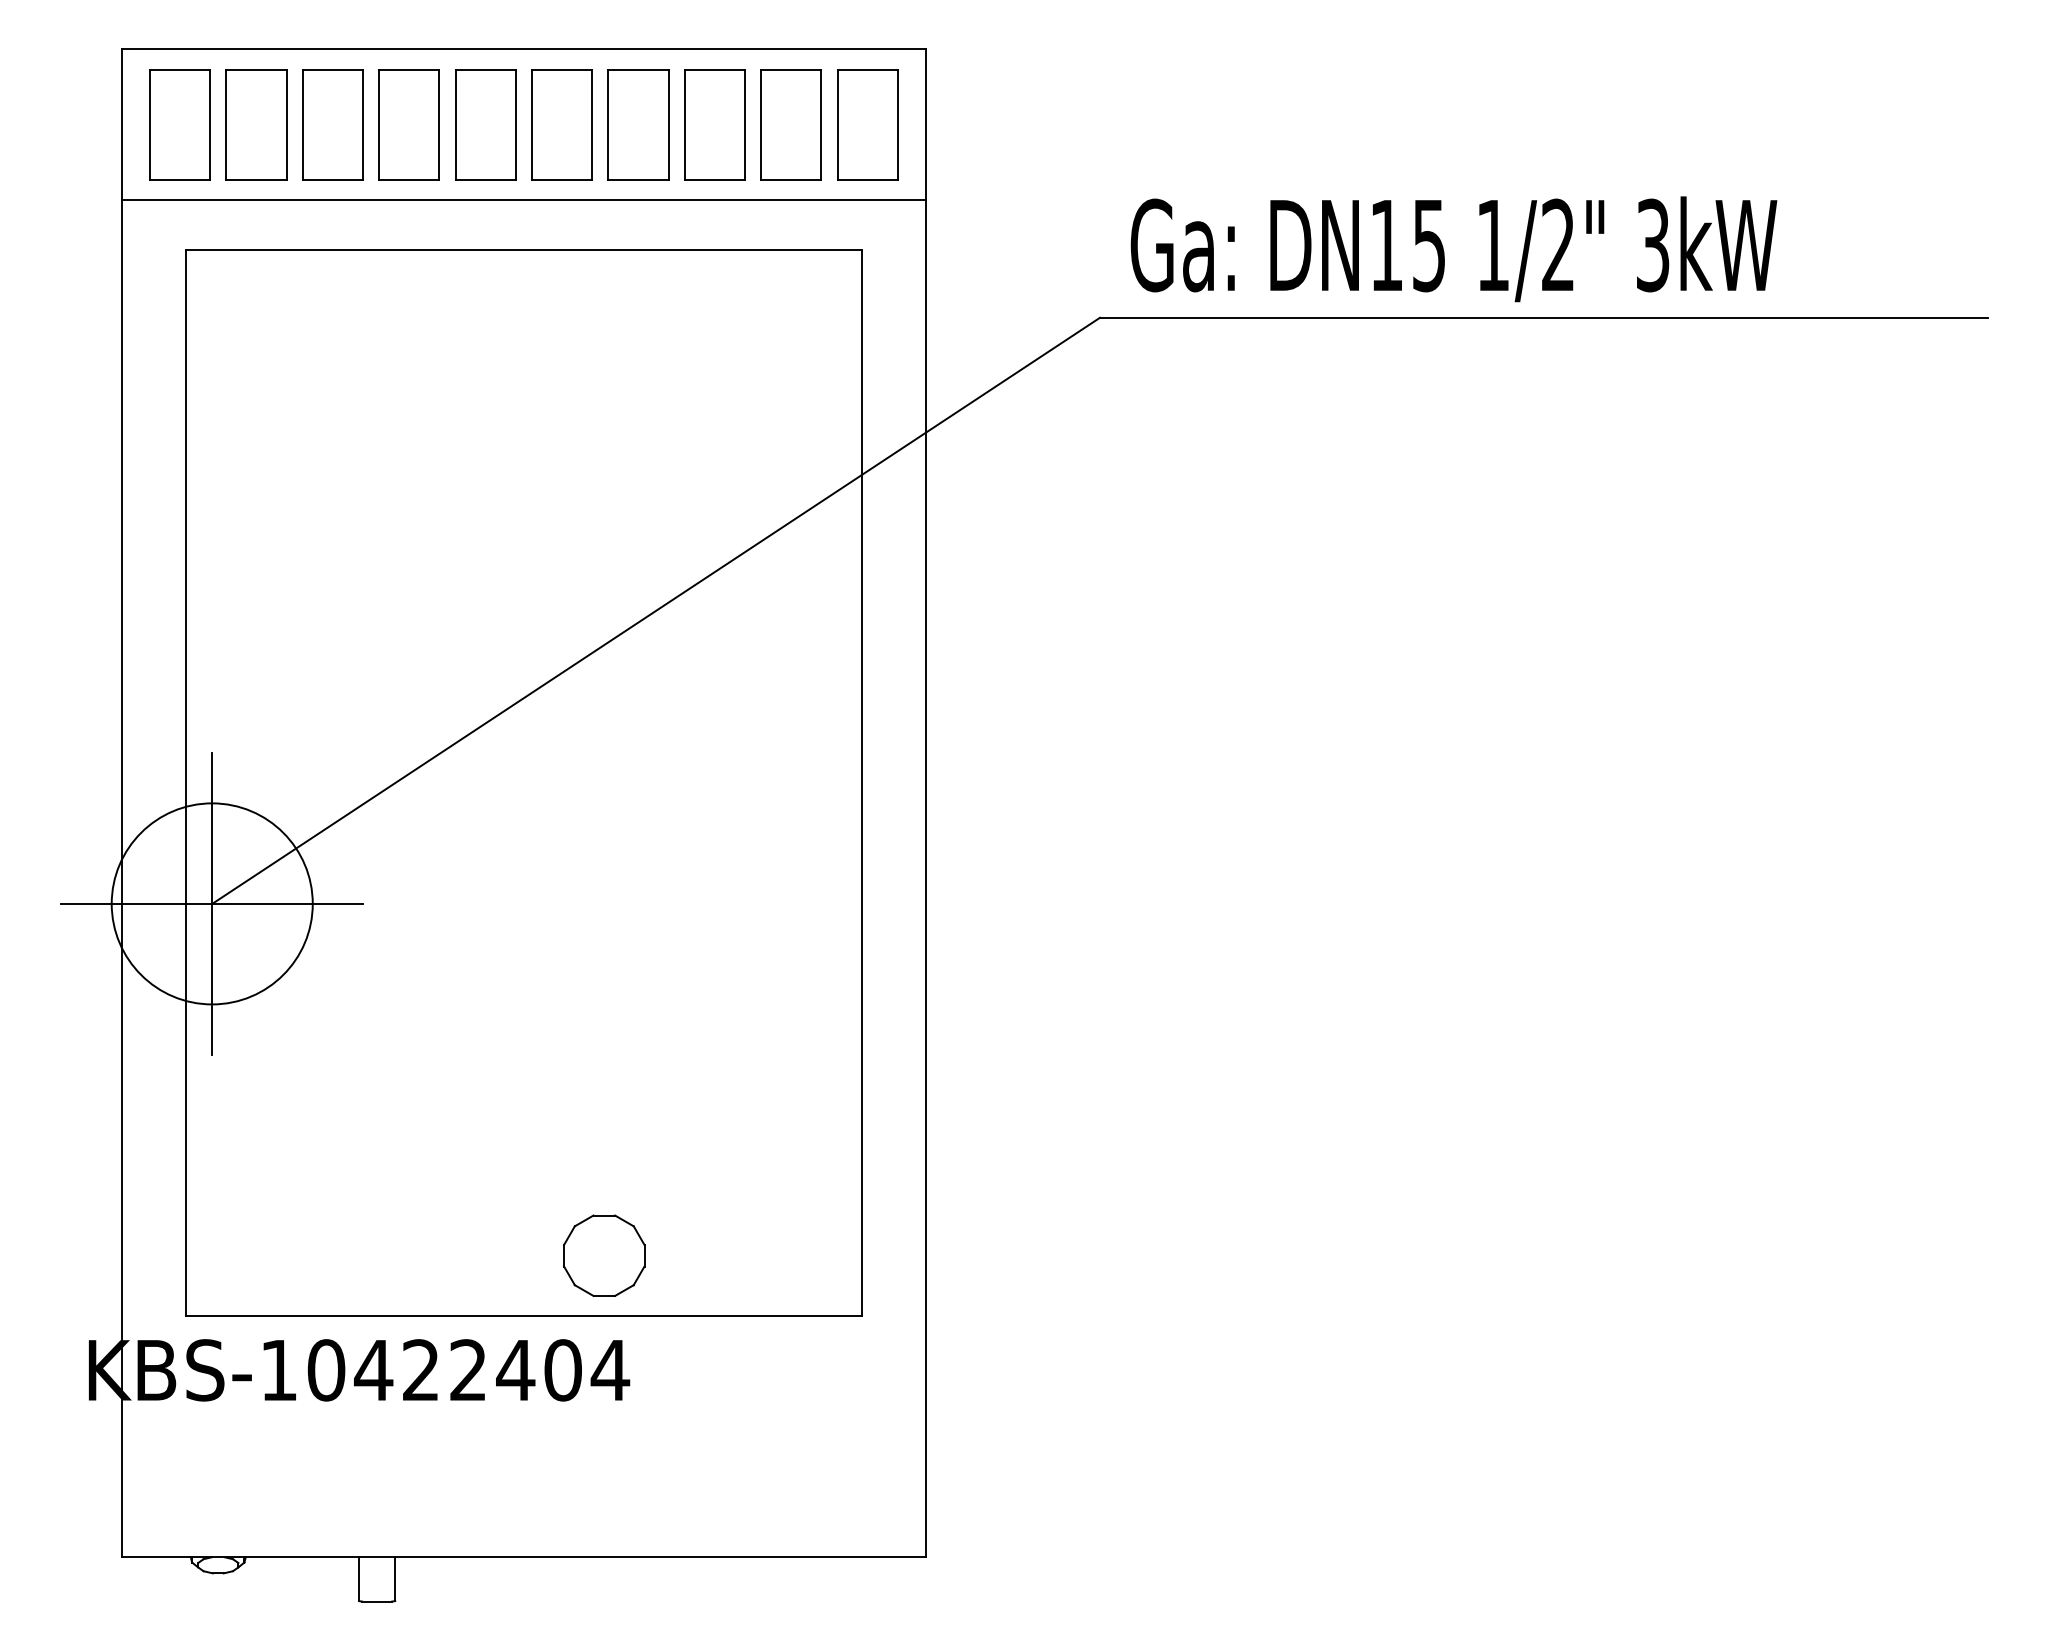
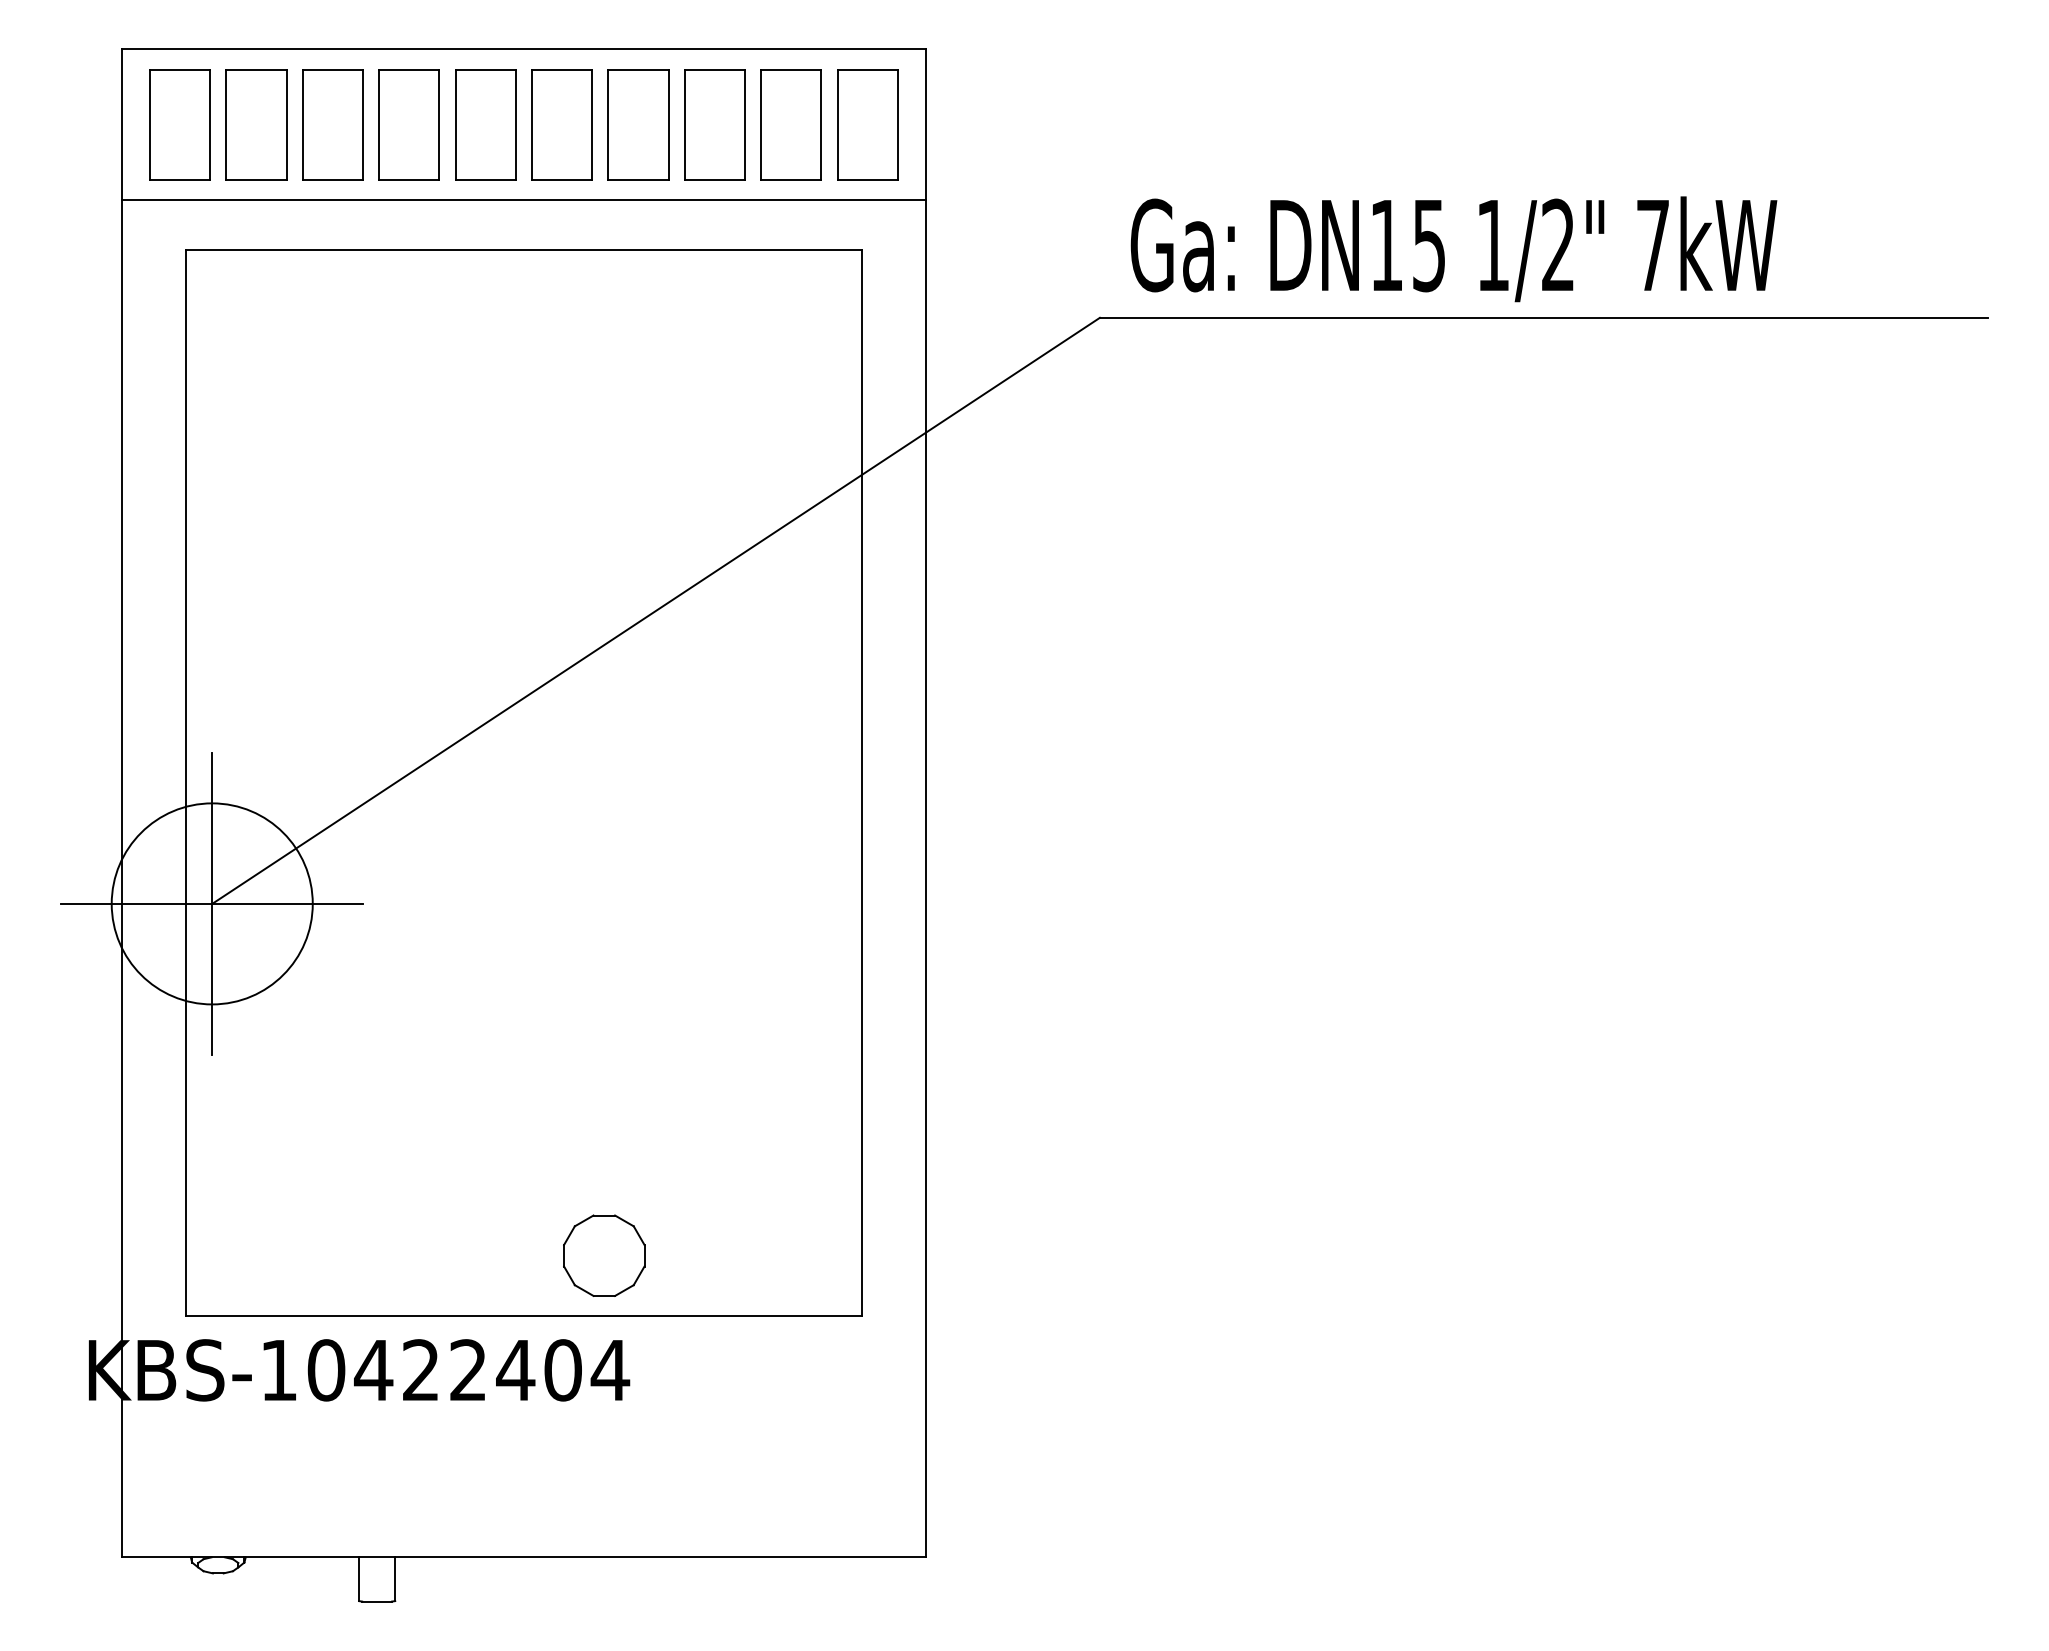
text: 3kW -> 7kW (1653, 245)
